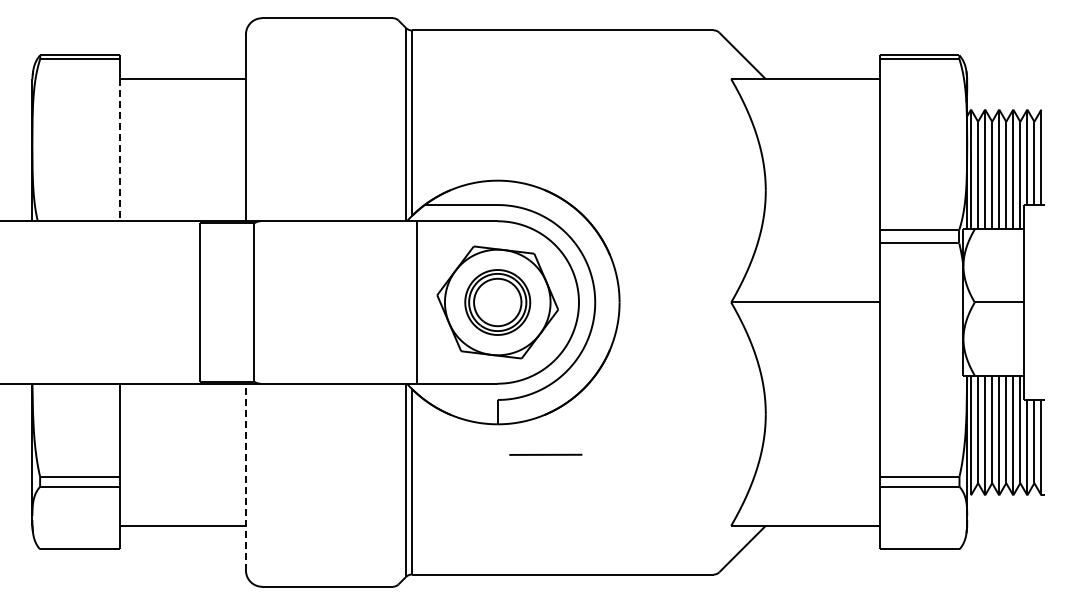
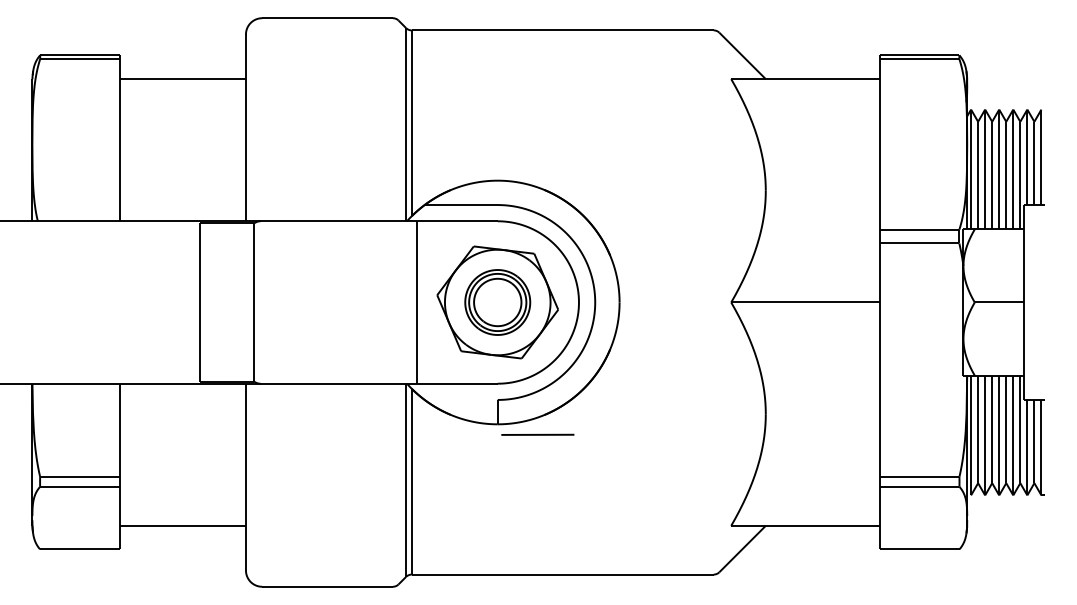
line: dashed -> solid (120, 150)
line position: (545, 454) -> (537, 434) (537, 434)
line: dashed -> solid (245, 476)
